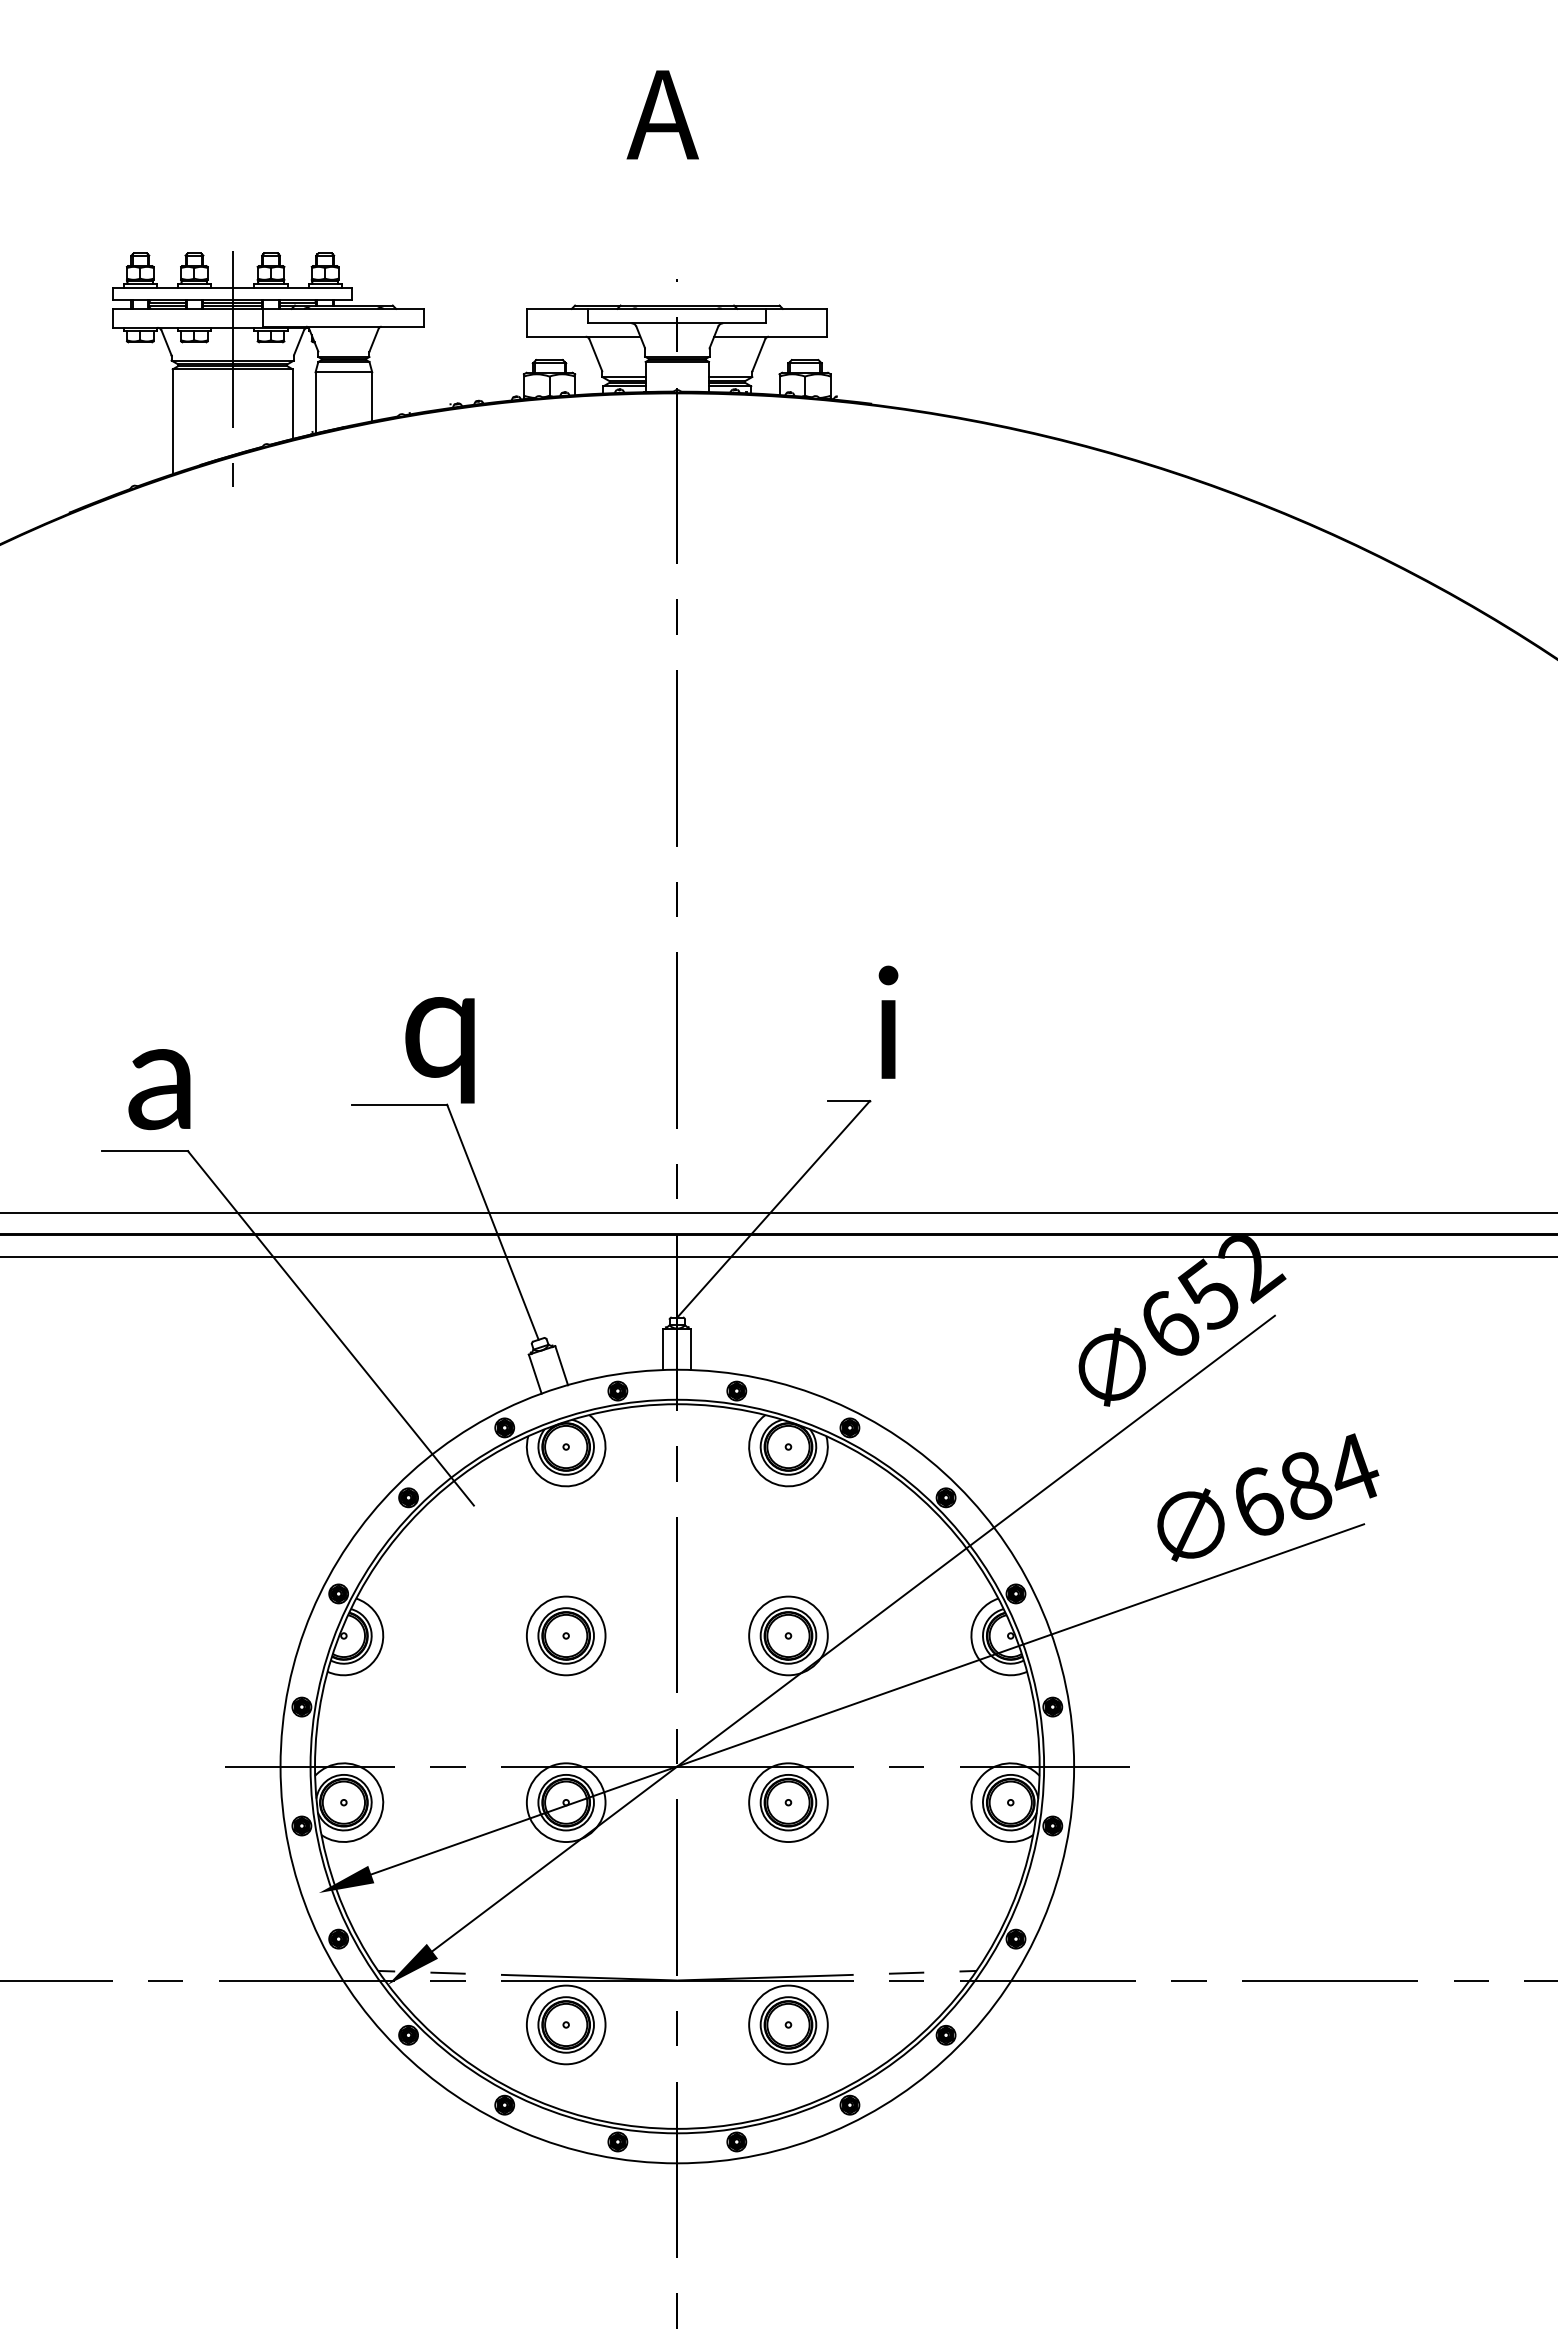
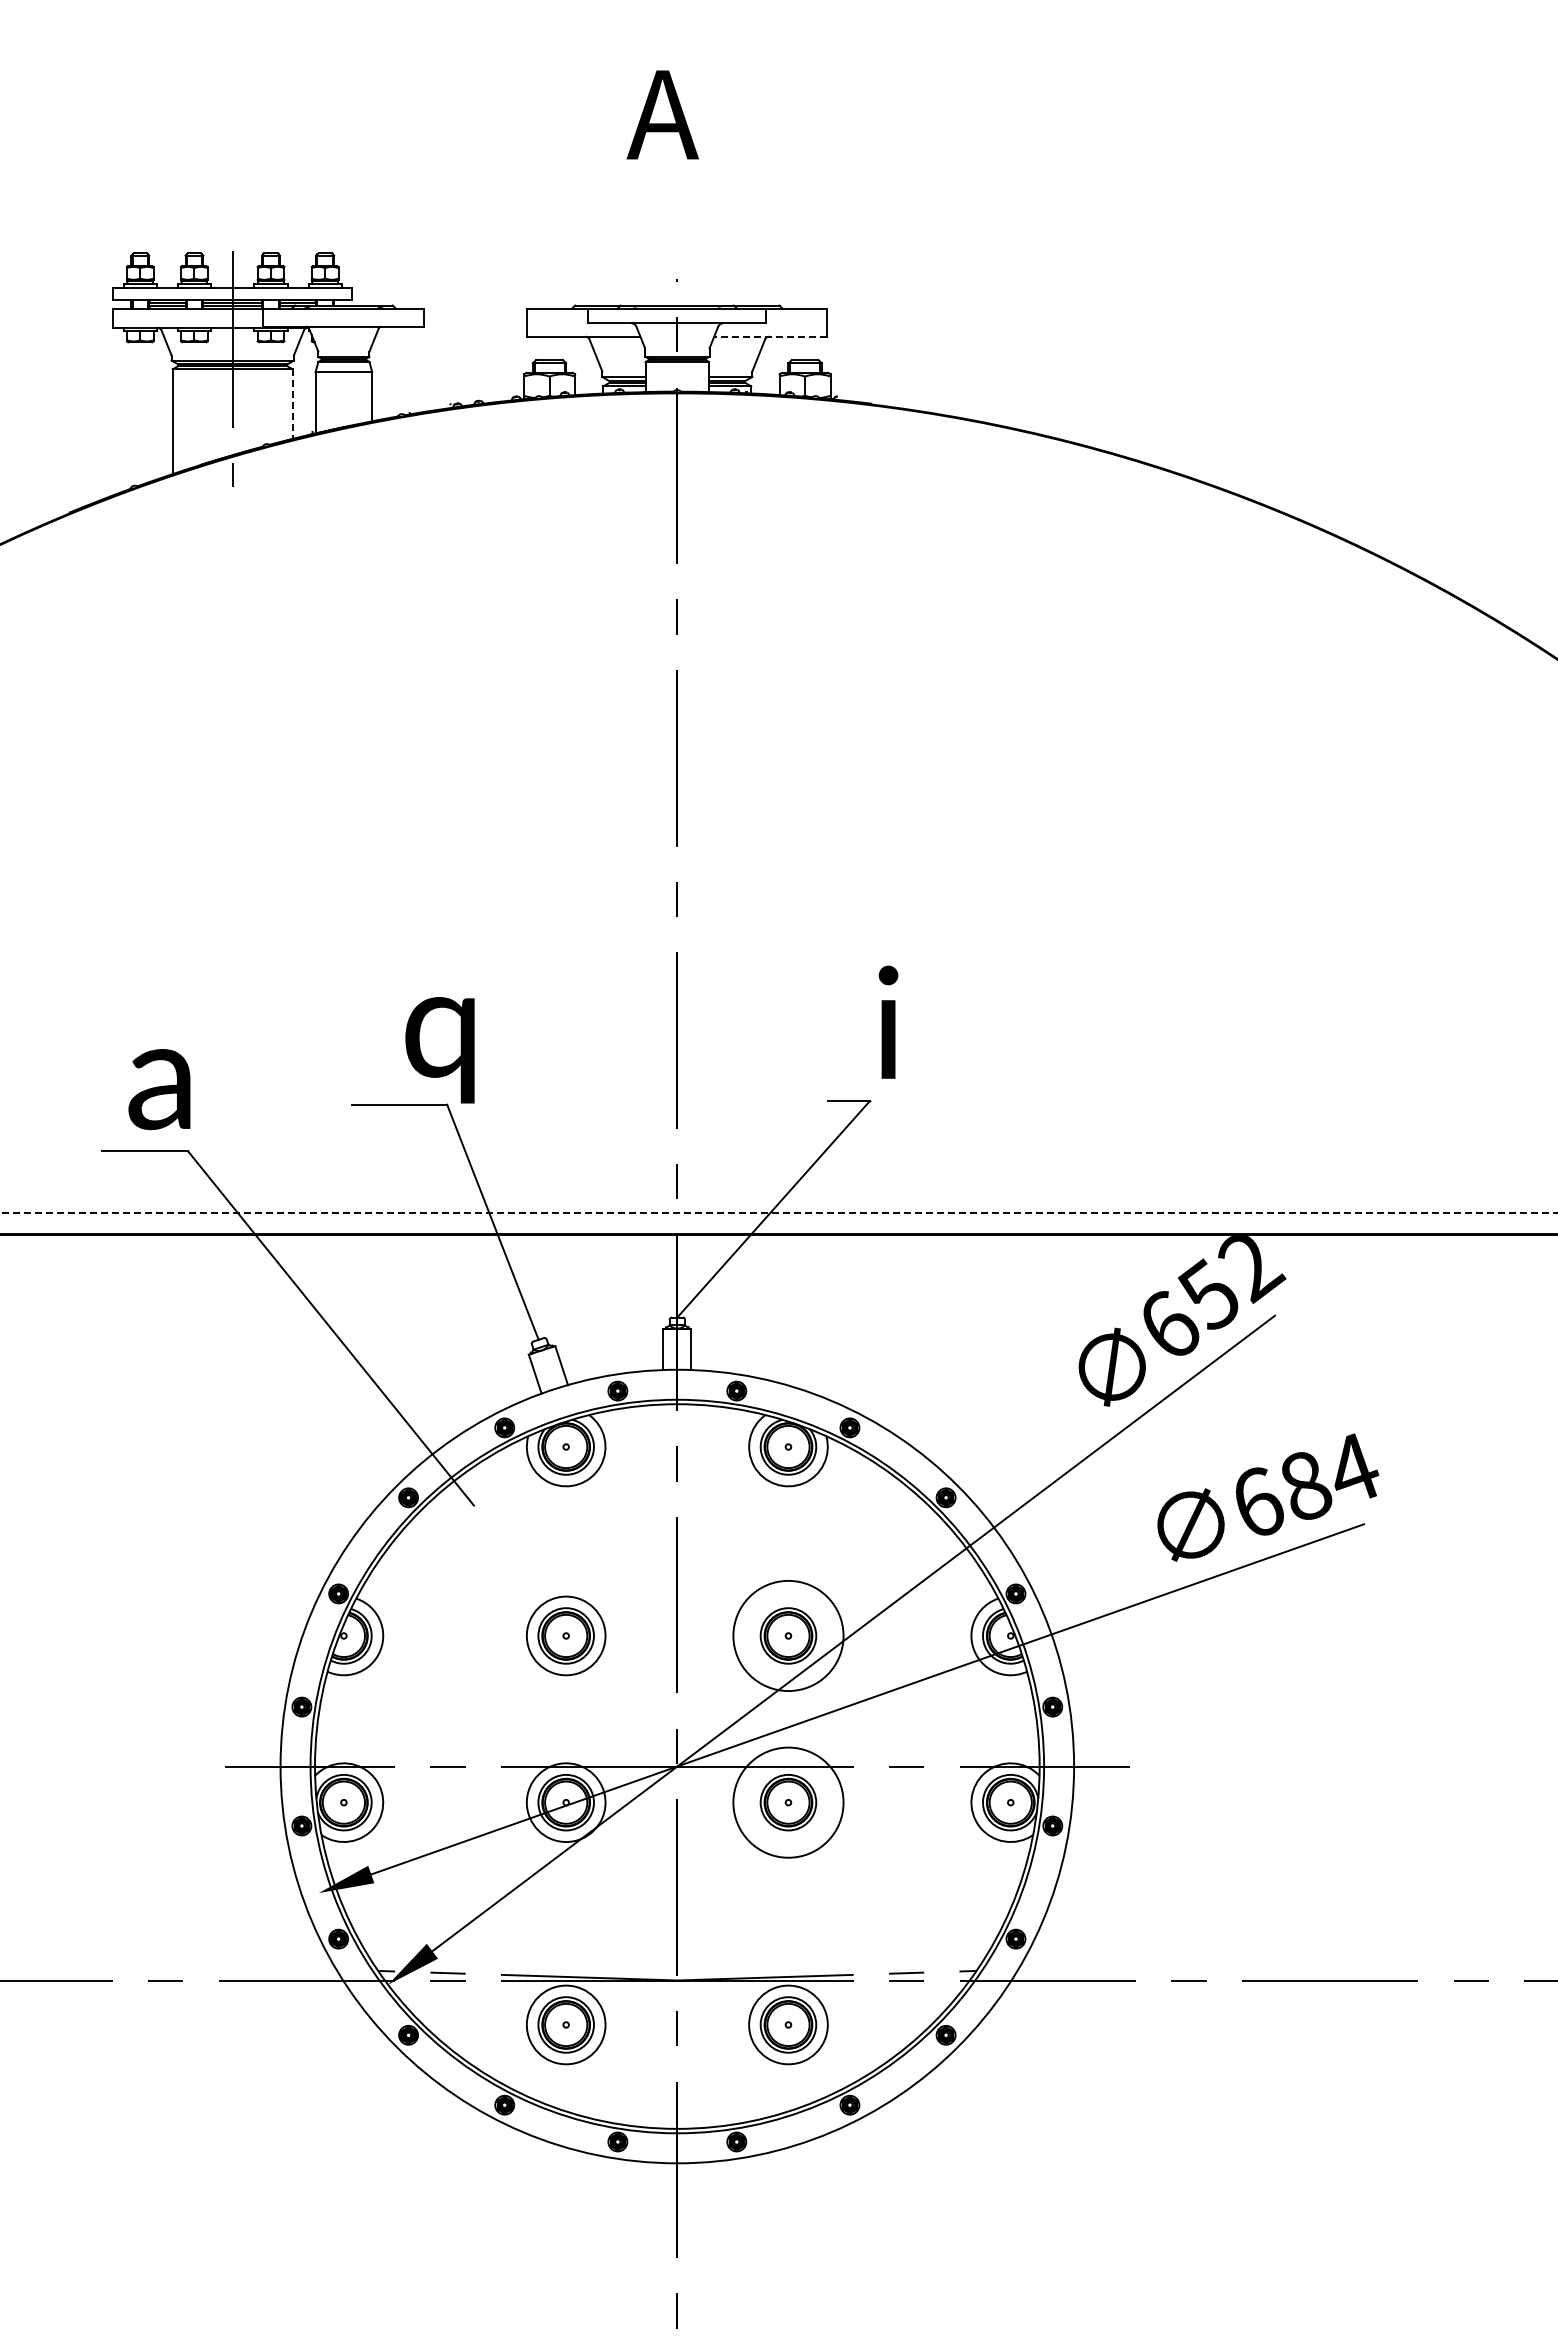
line: solid -> dashed (770, 336)
line: solid -> dashed (292, 404)
line: solid -> dashed (778, 1212)
line: present -> none (778, 1256)
circle diameter: 79 px -> 110 px (788, 1635)
circle diameter: 79 px -> 110 px (788, 1802)
